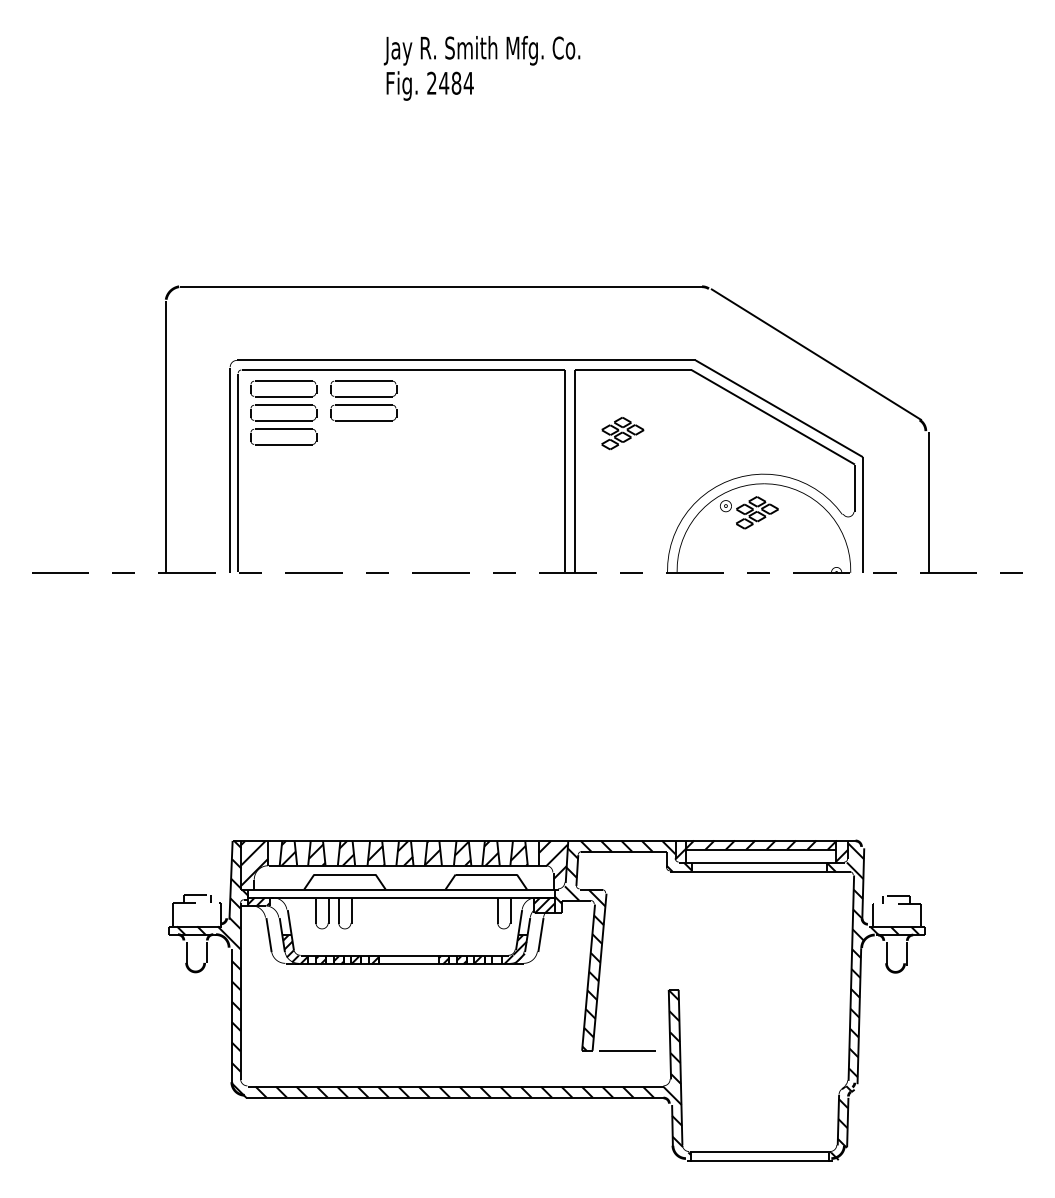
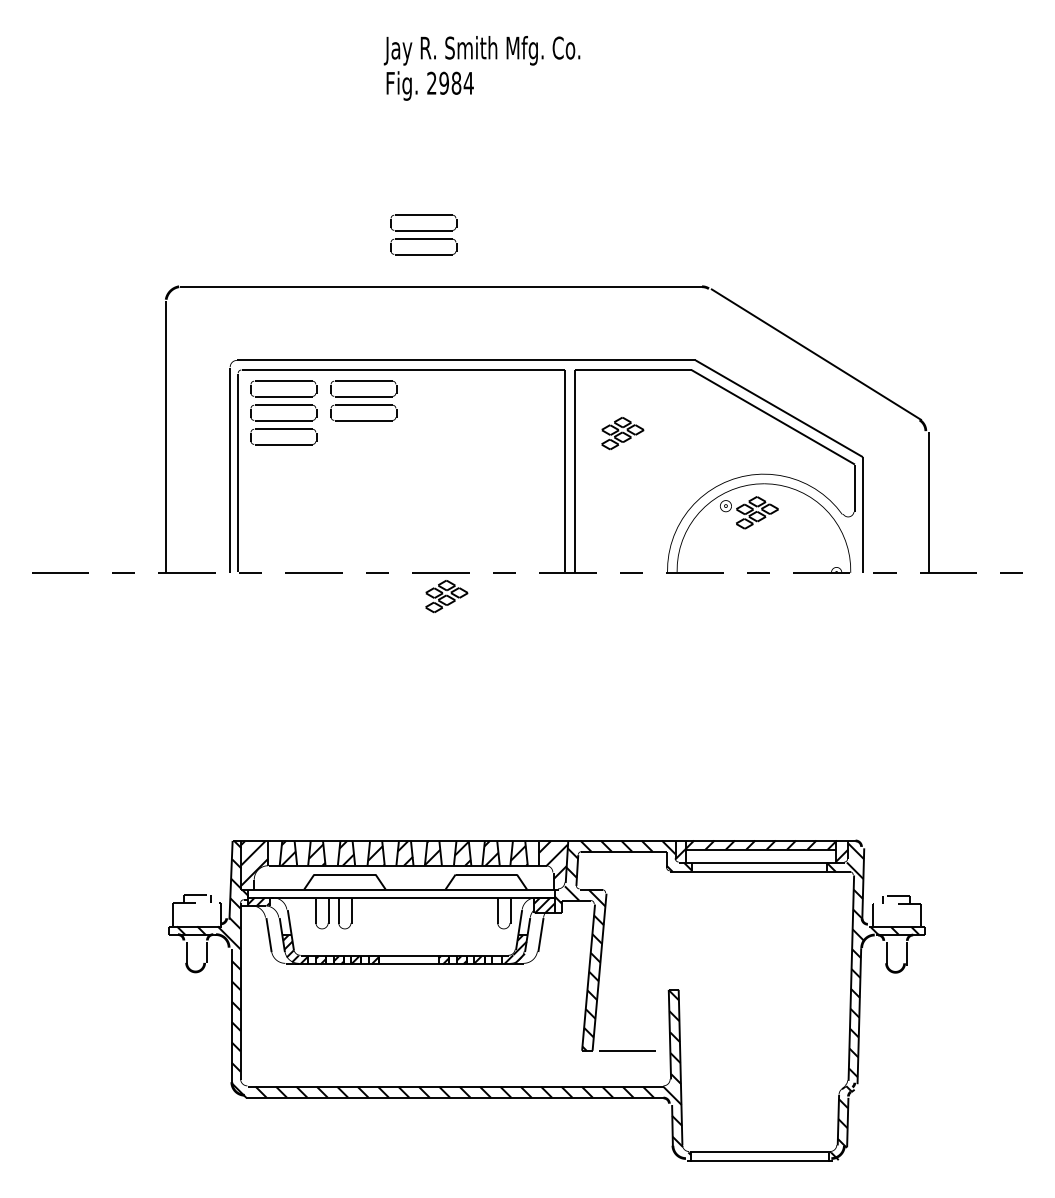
text: 2484 -> 2984 (444, 82)
part: none -> present (423, 234)
part: none -> present (446, 596)
